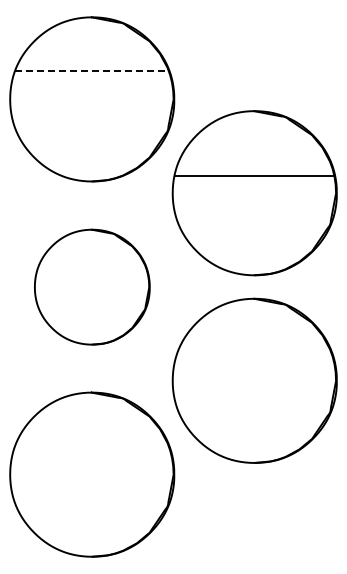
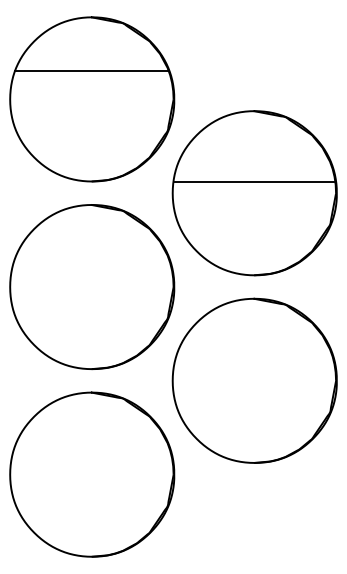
line: dashed -> solid (92, 70)
line position: (253, 176) -> (253, 182) (253, 182)
part size: 117x118 px -> 167x167 px (92, 287)
